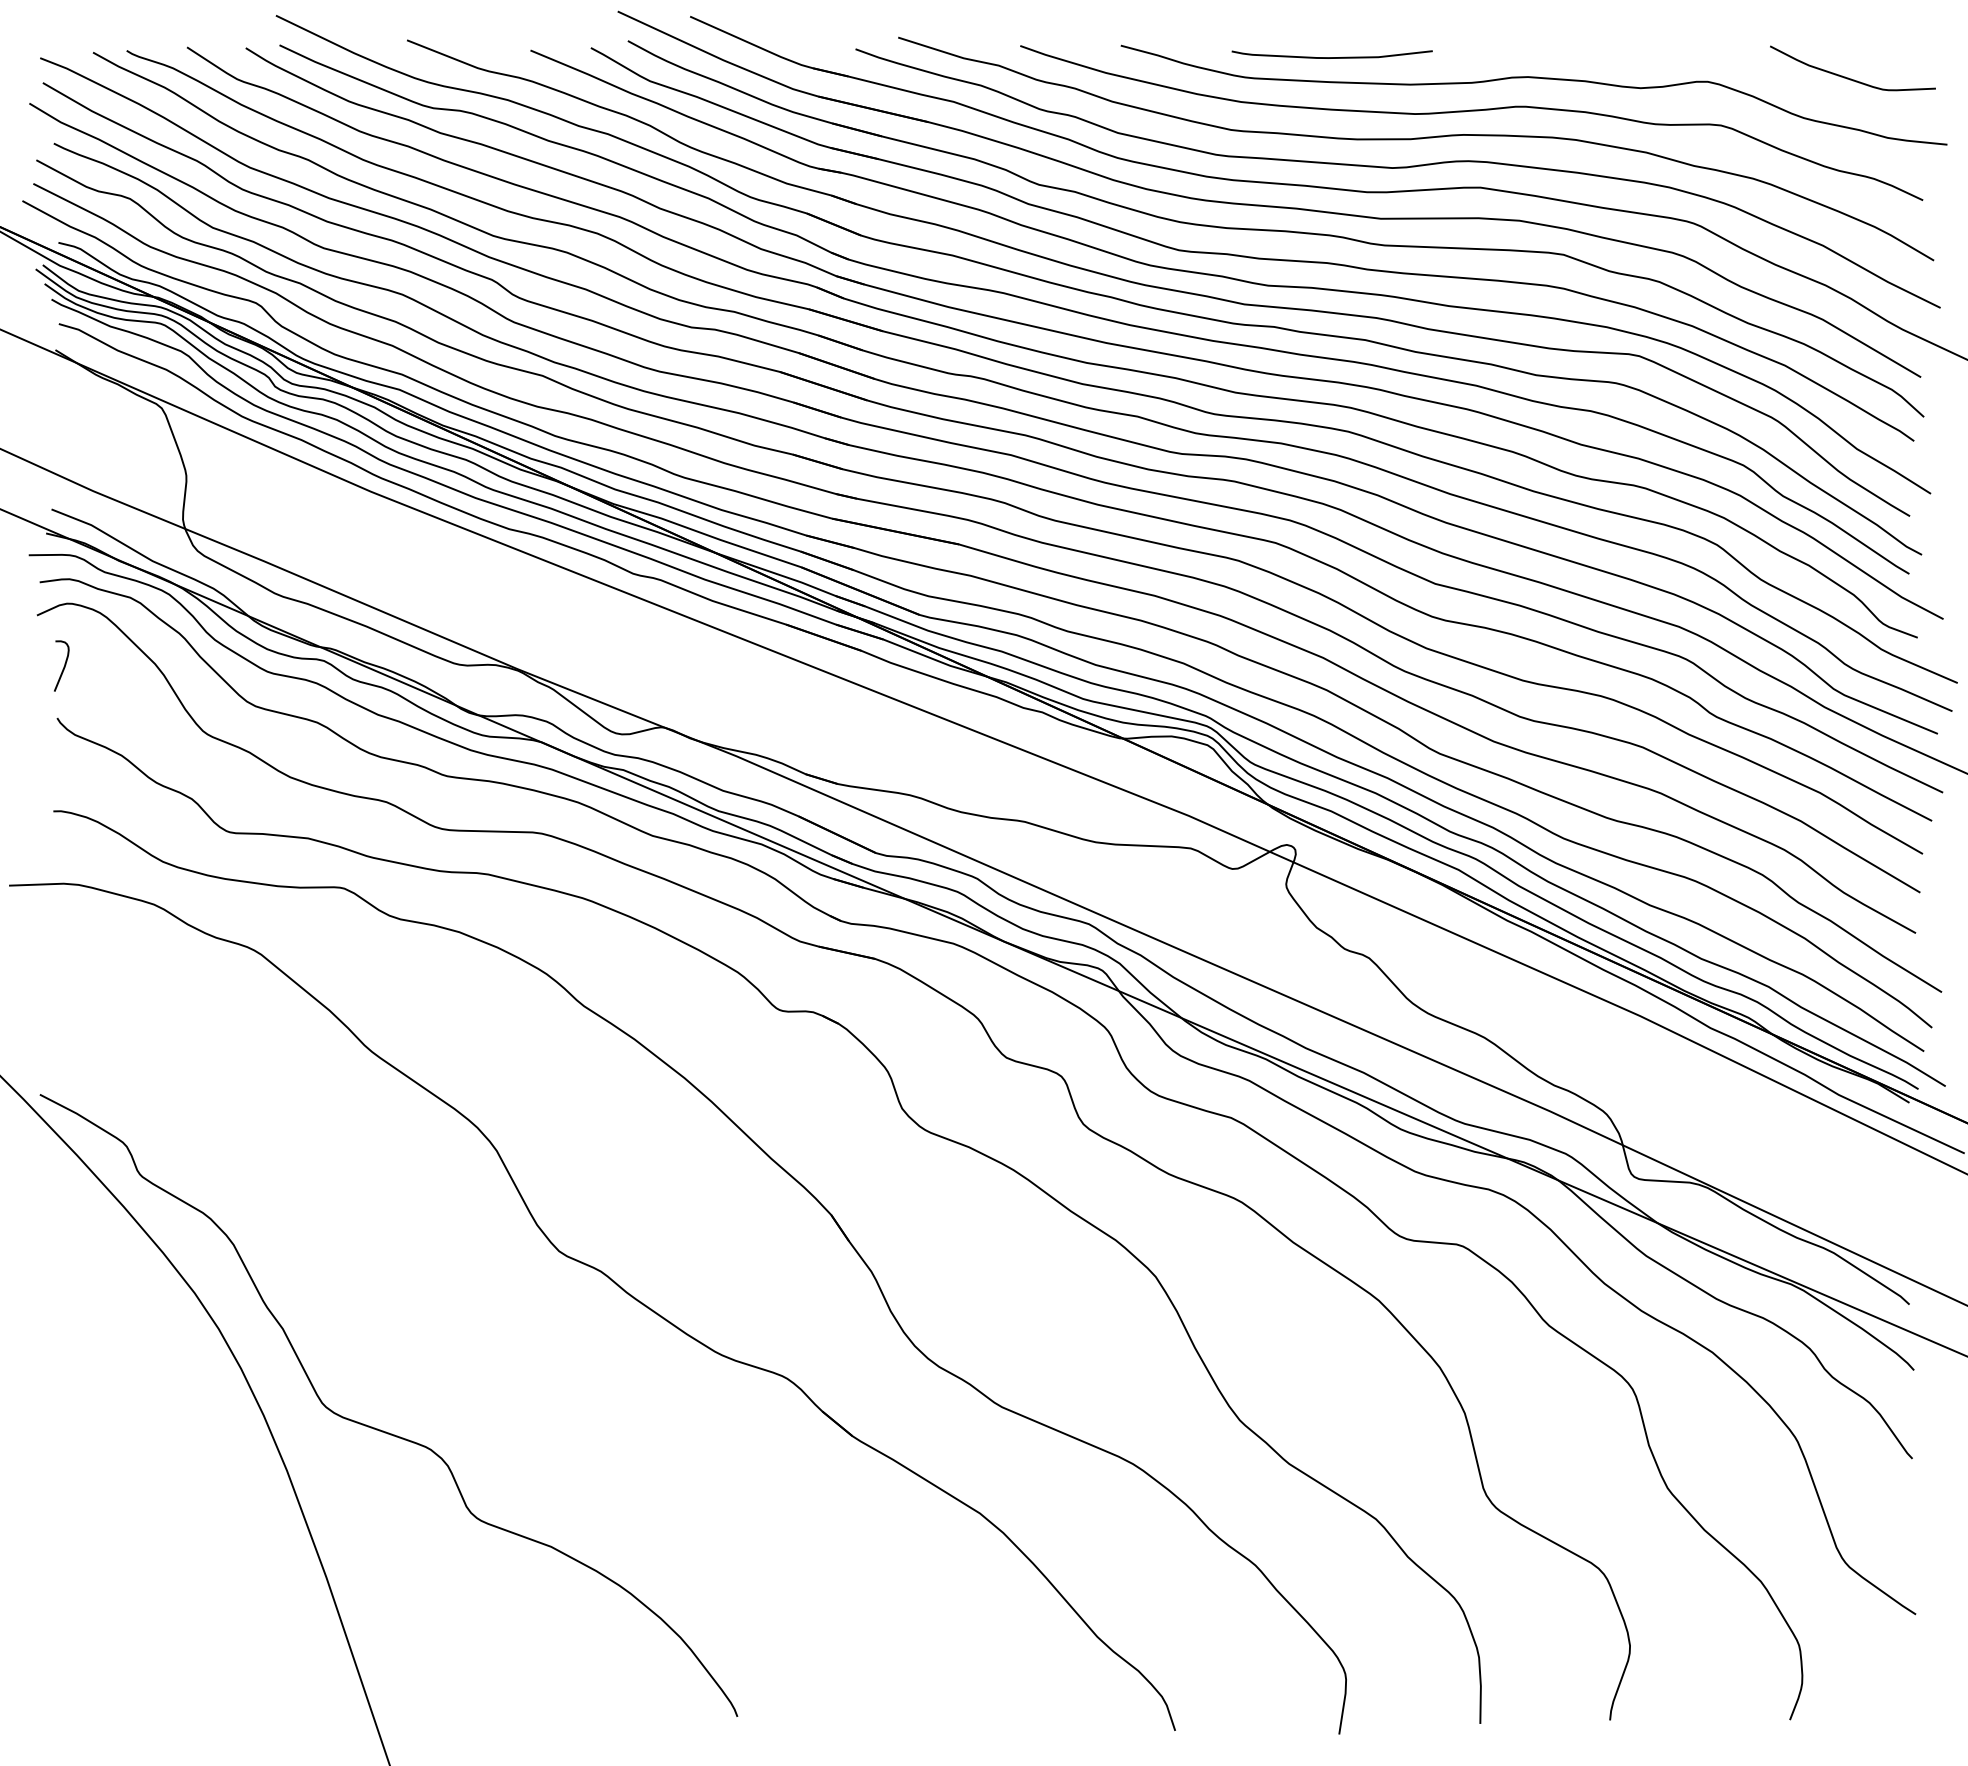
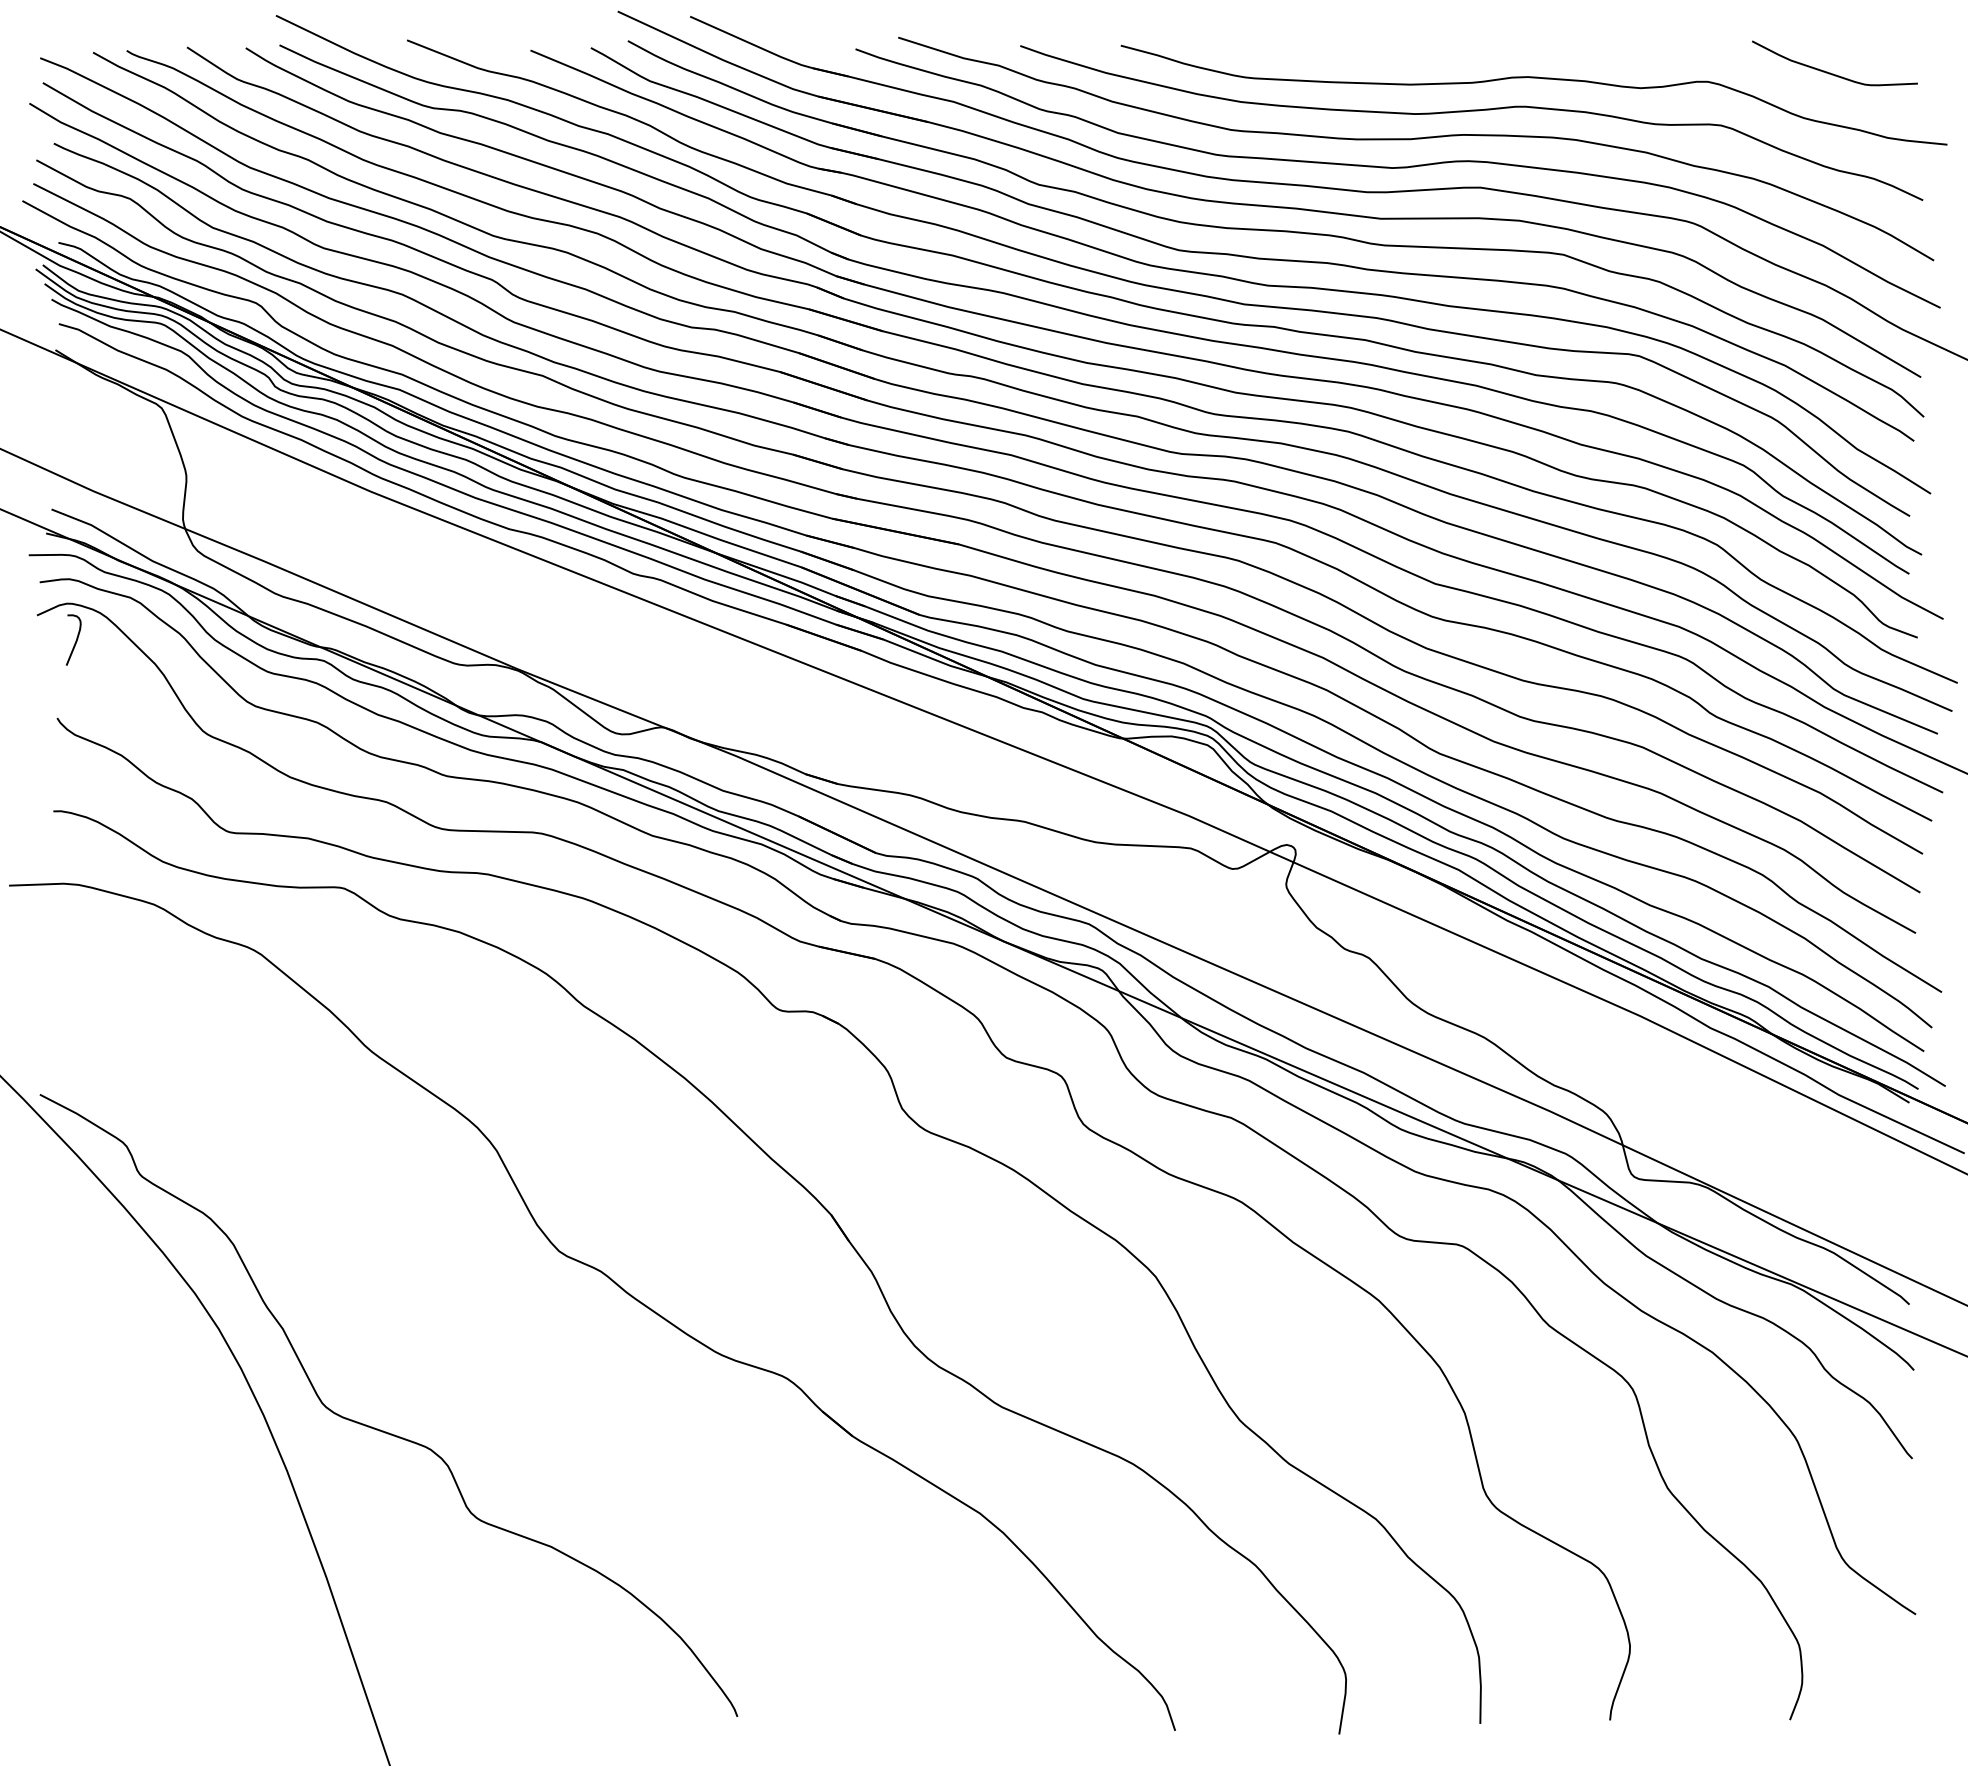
curve: present -> none (1331, 57)
curve position: (1848, 77) -> (1830, 72) (1830, 72)
curve position: (63, 666) -> (75, 640) (75, 640)
